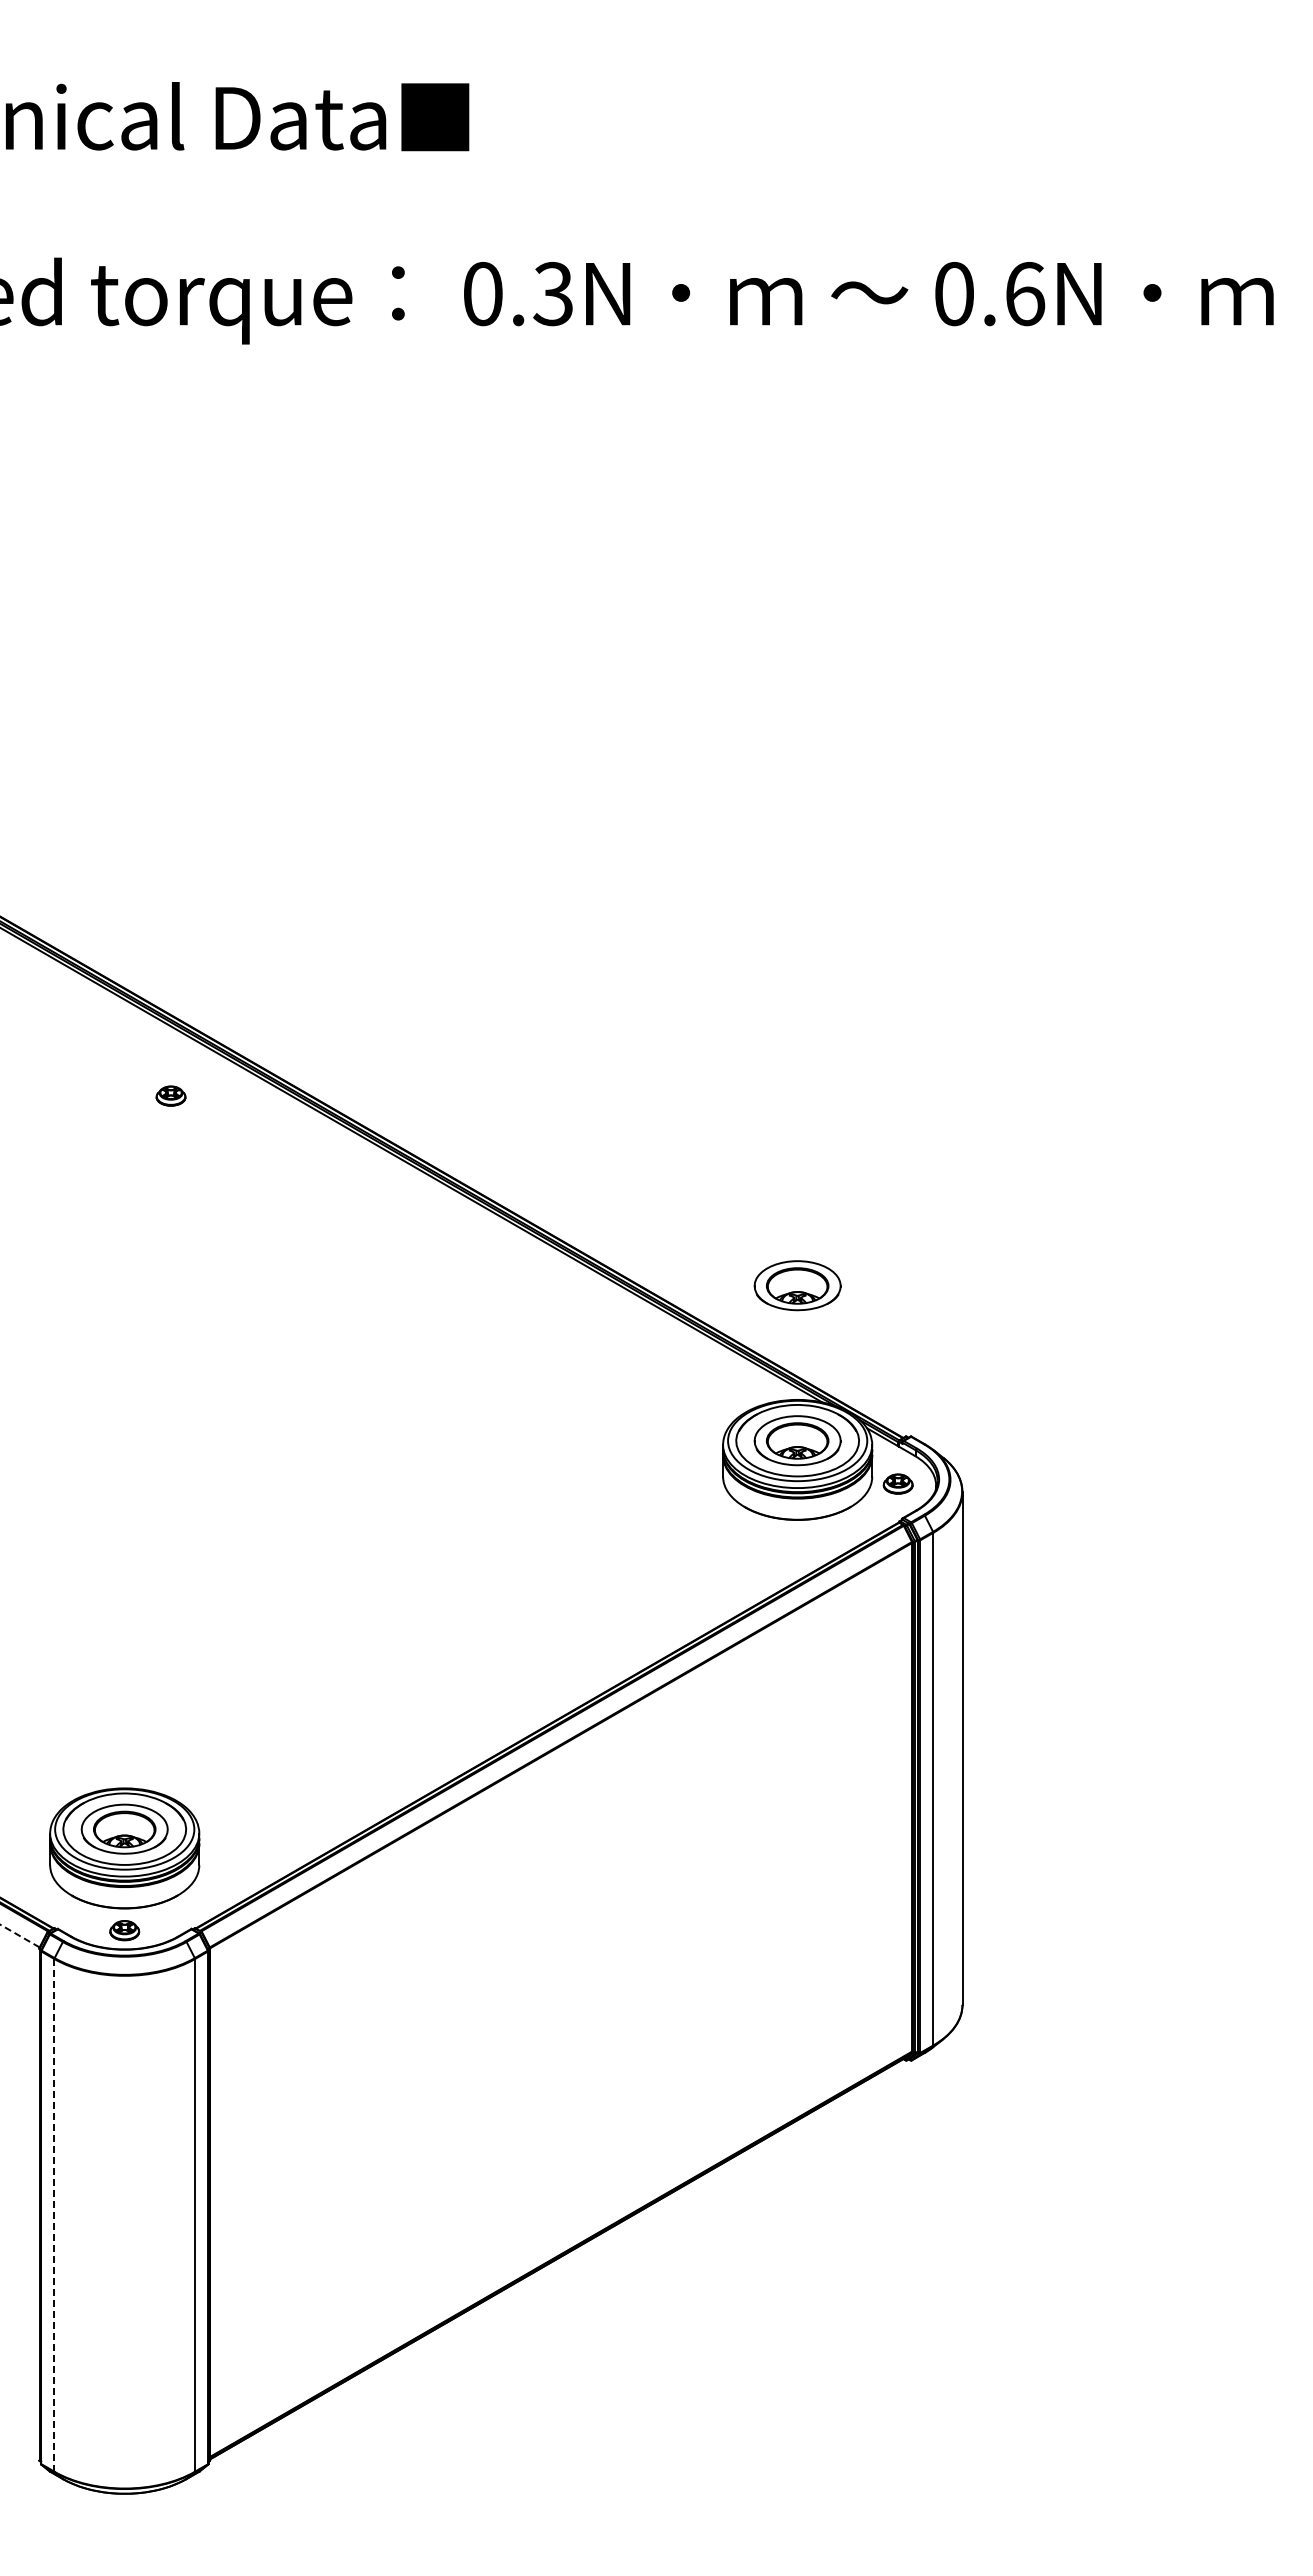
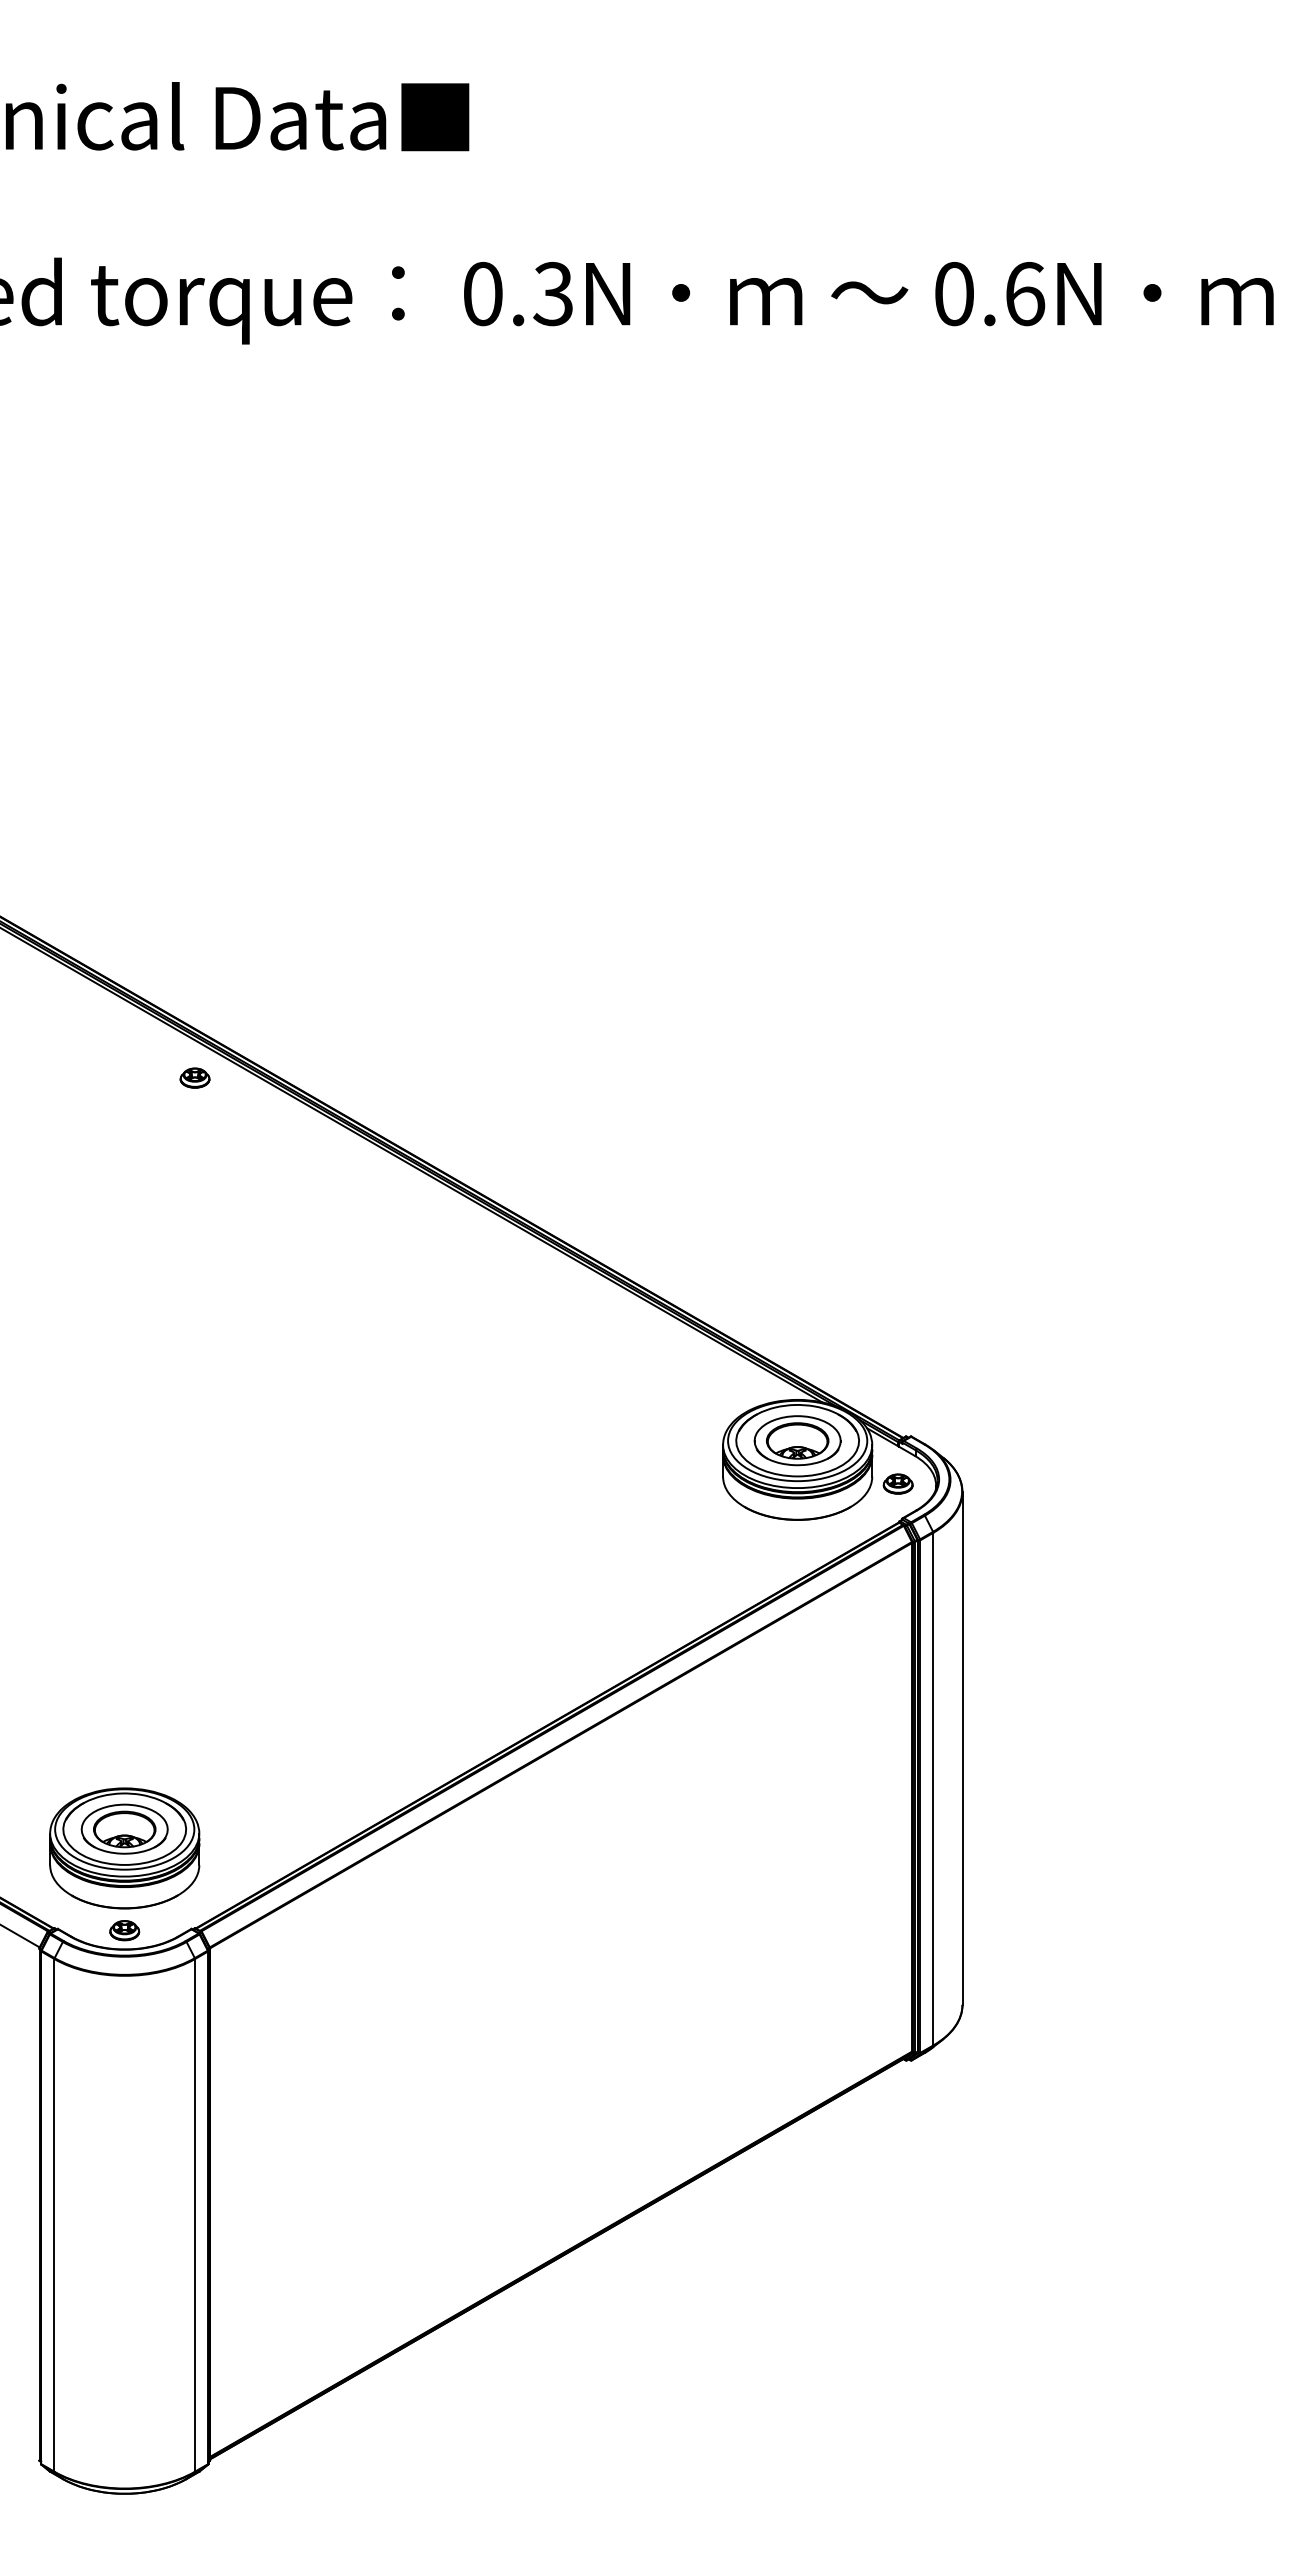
part position: (170, 1095) -> (194, 1077) (194, 1077)
part: present -> none (797, 1285)
line: dashed -> solid (19, 1935)
line: dashed -> solid (54, 2215)
